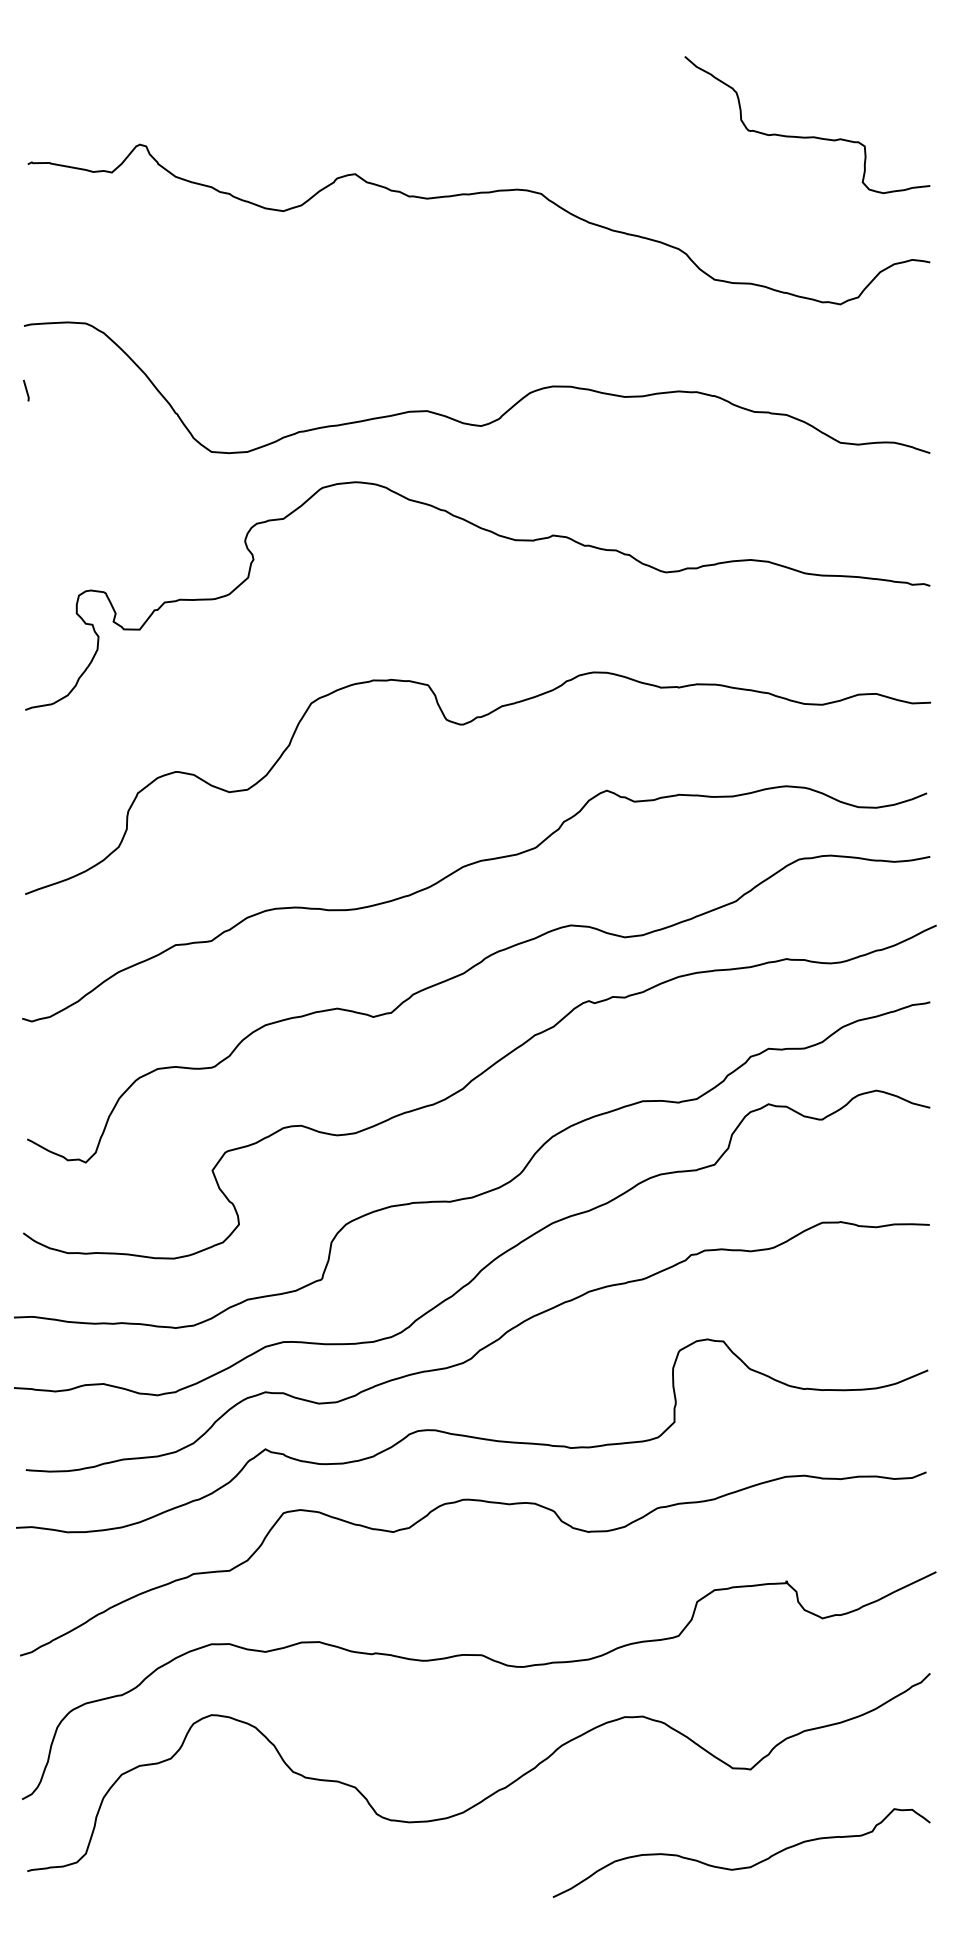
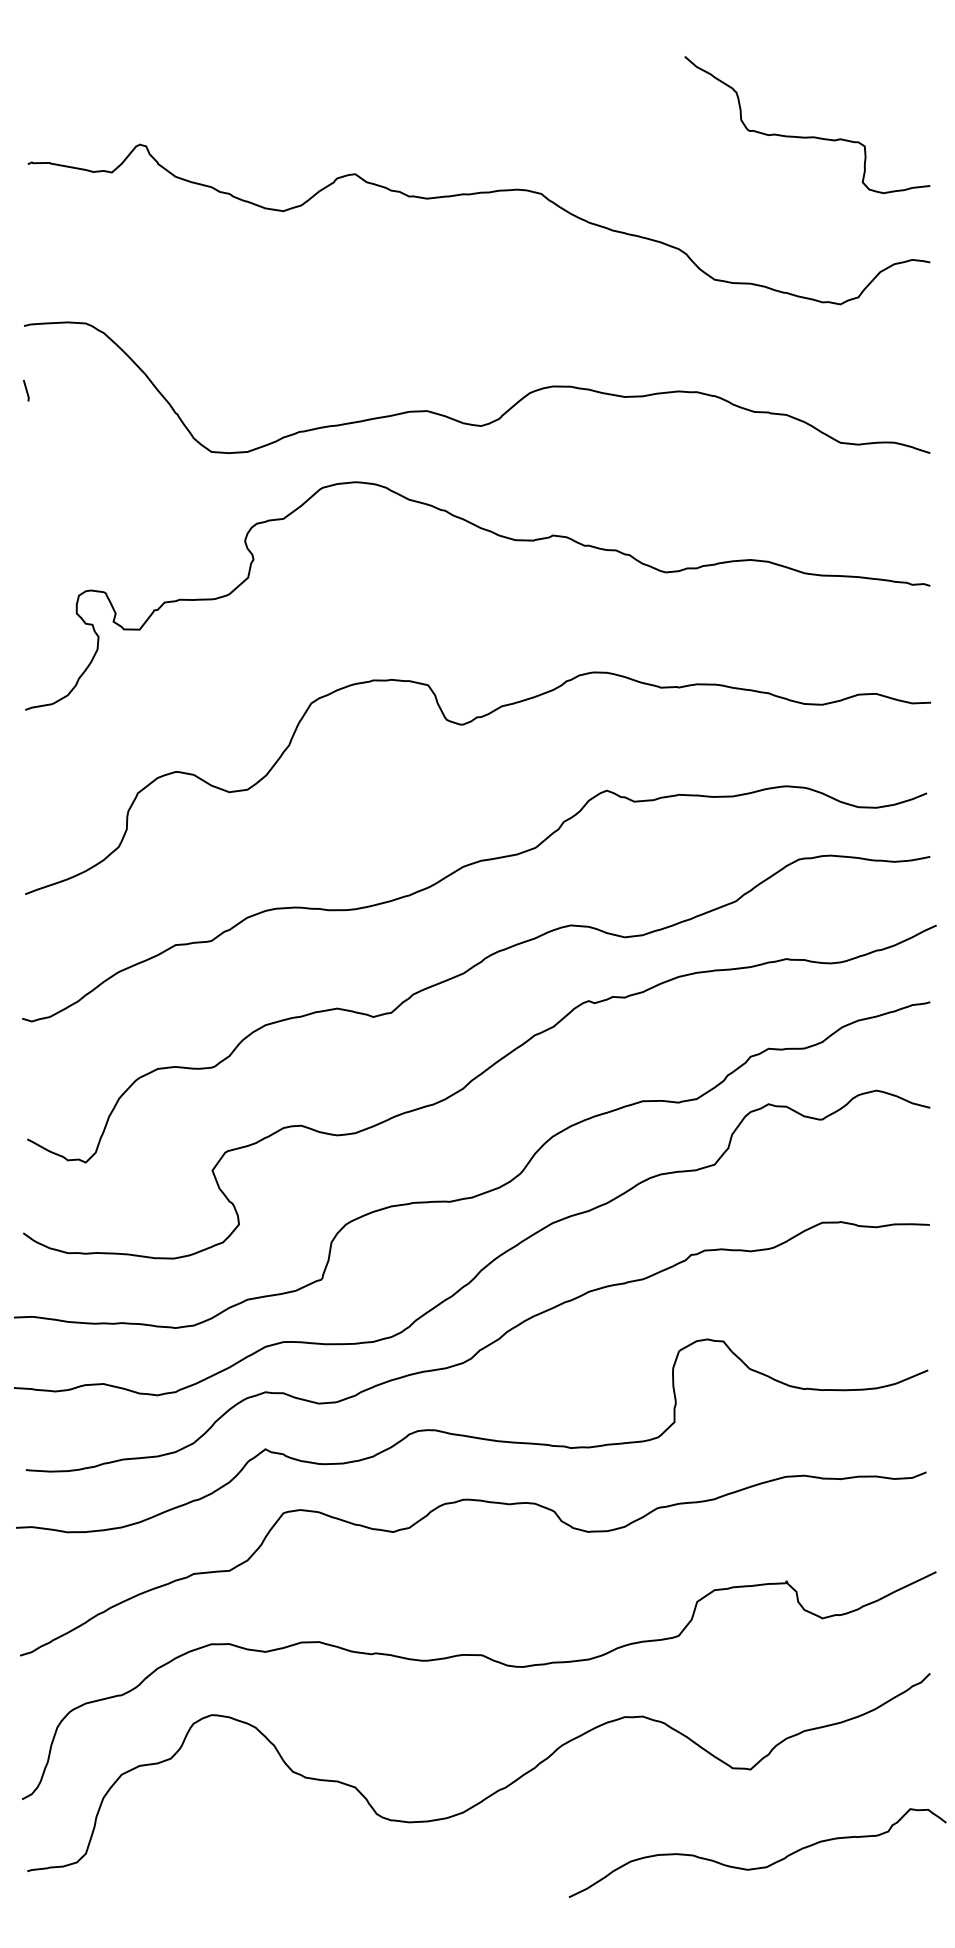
curve position: (746, 1866) -> (762, 1866) (762, 1866)
